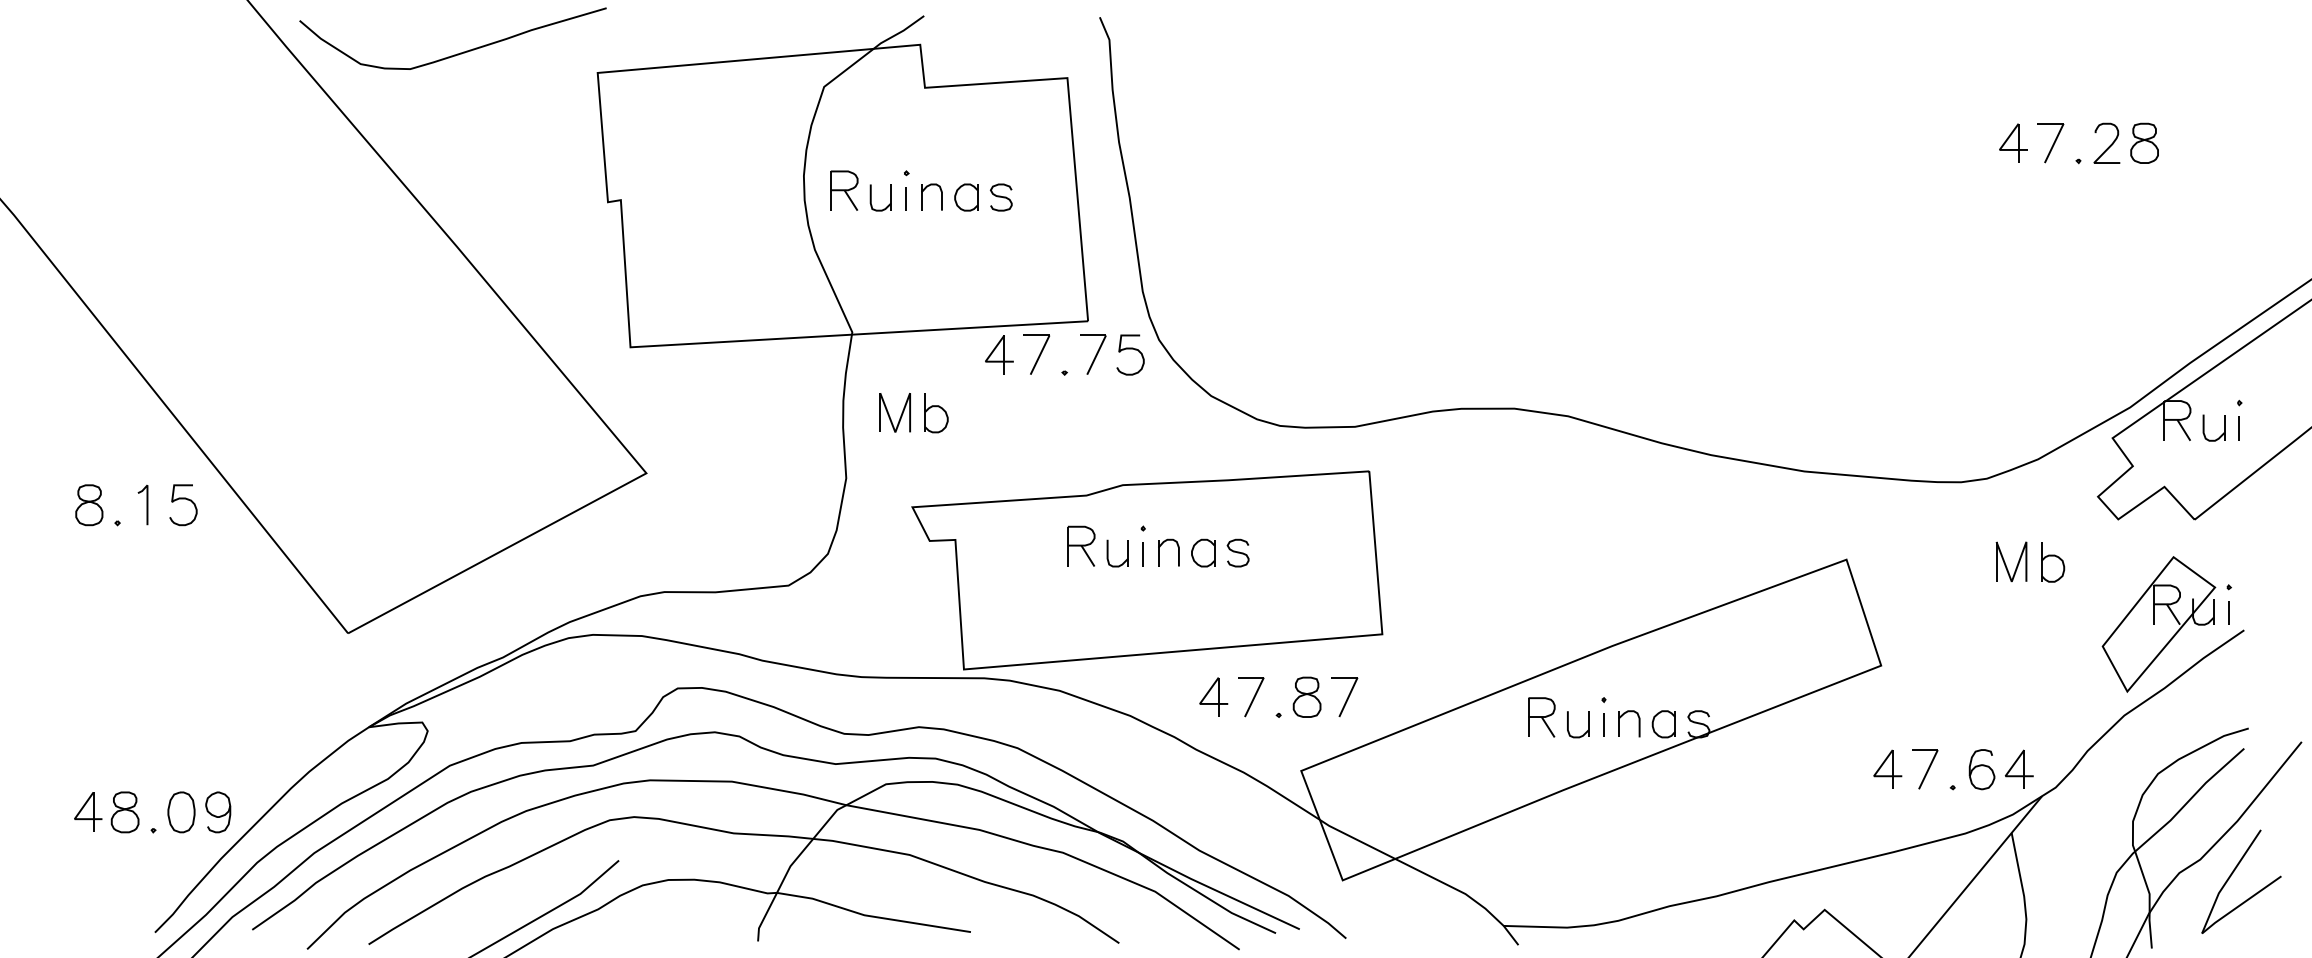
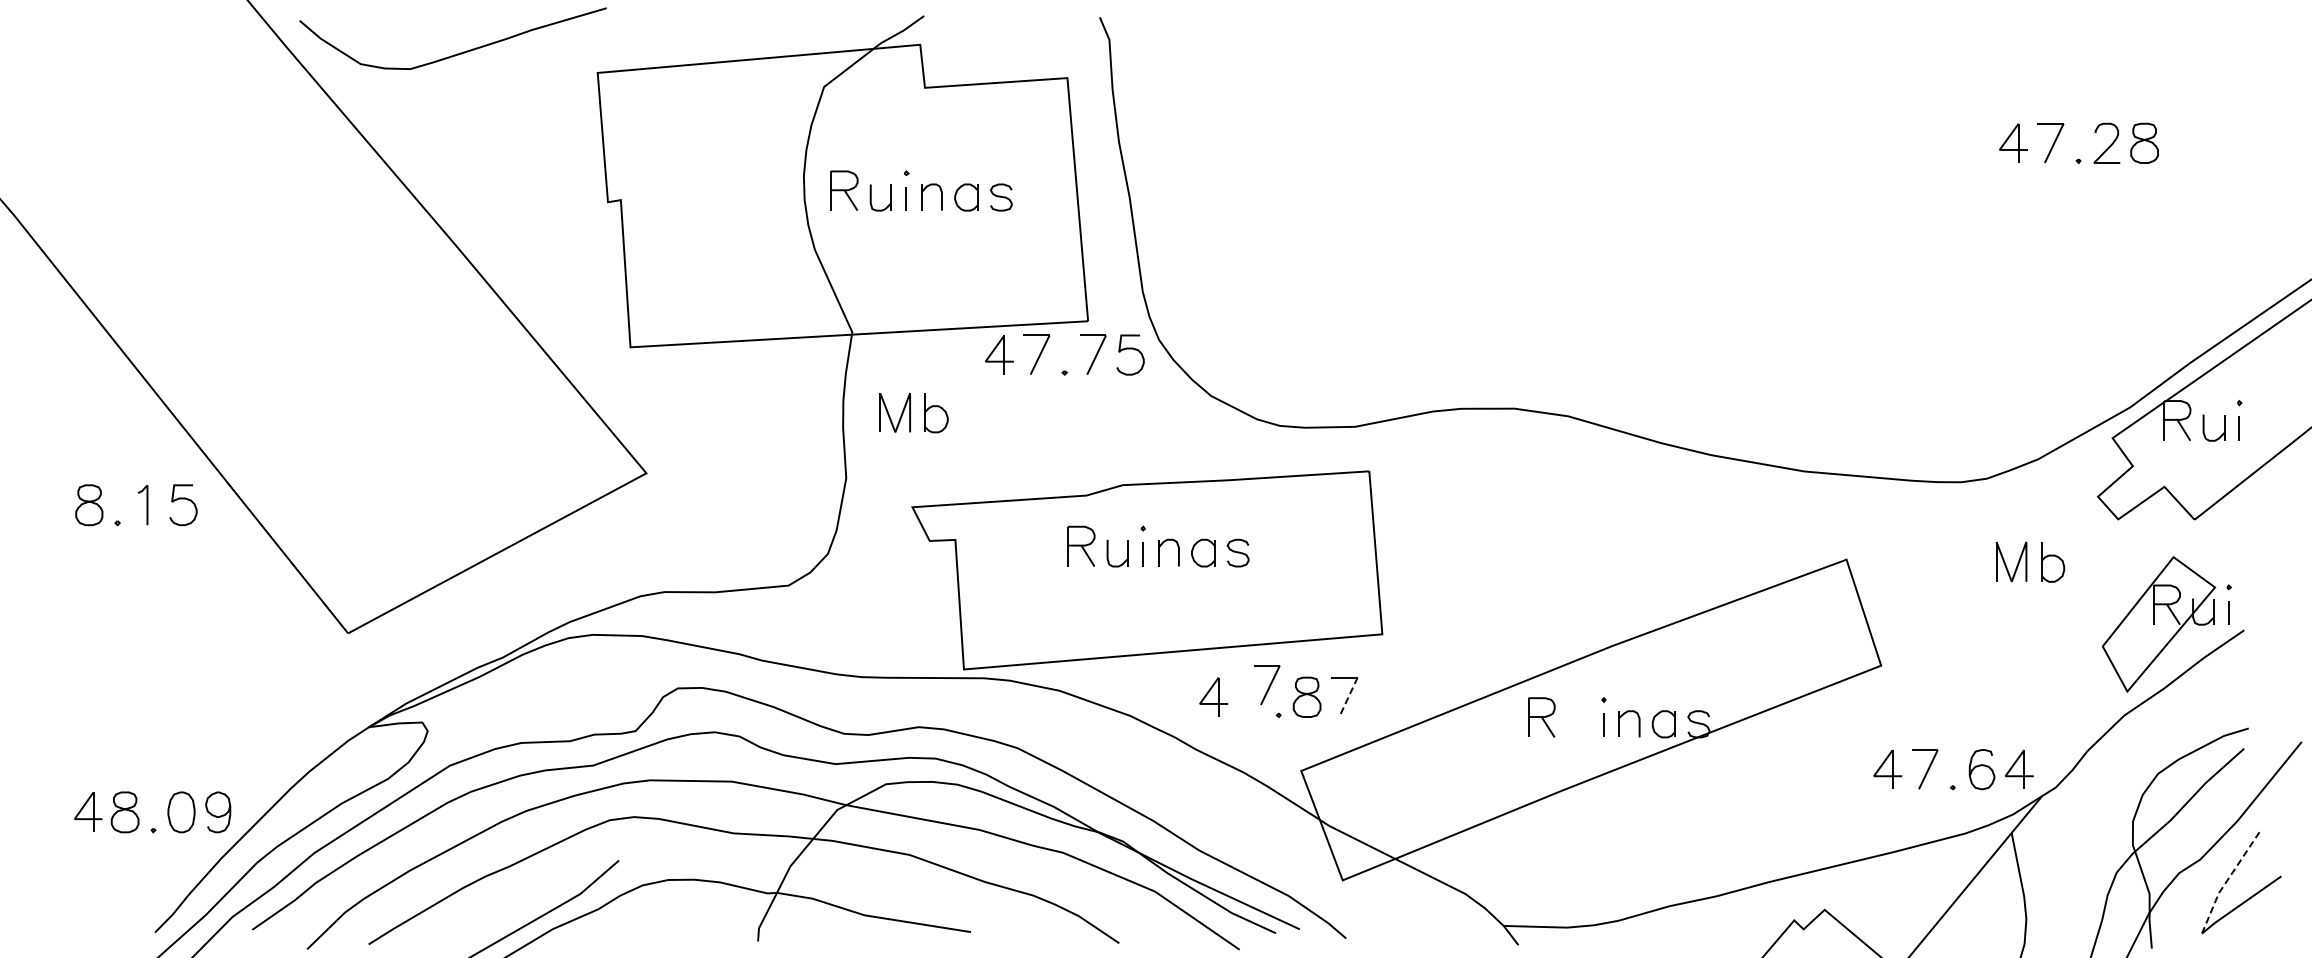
part position: (1251, 697) -> (1267, 685) (1267, 685)
line: solid -> dashed (1348, 697)
part: present -> none (1568, 724)
line: solid -> dashed (2227, 880)
